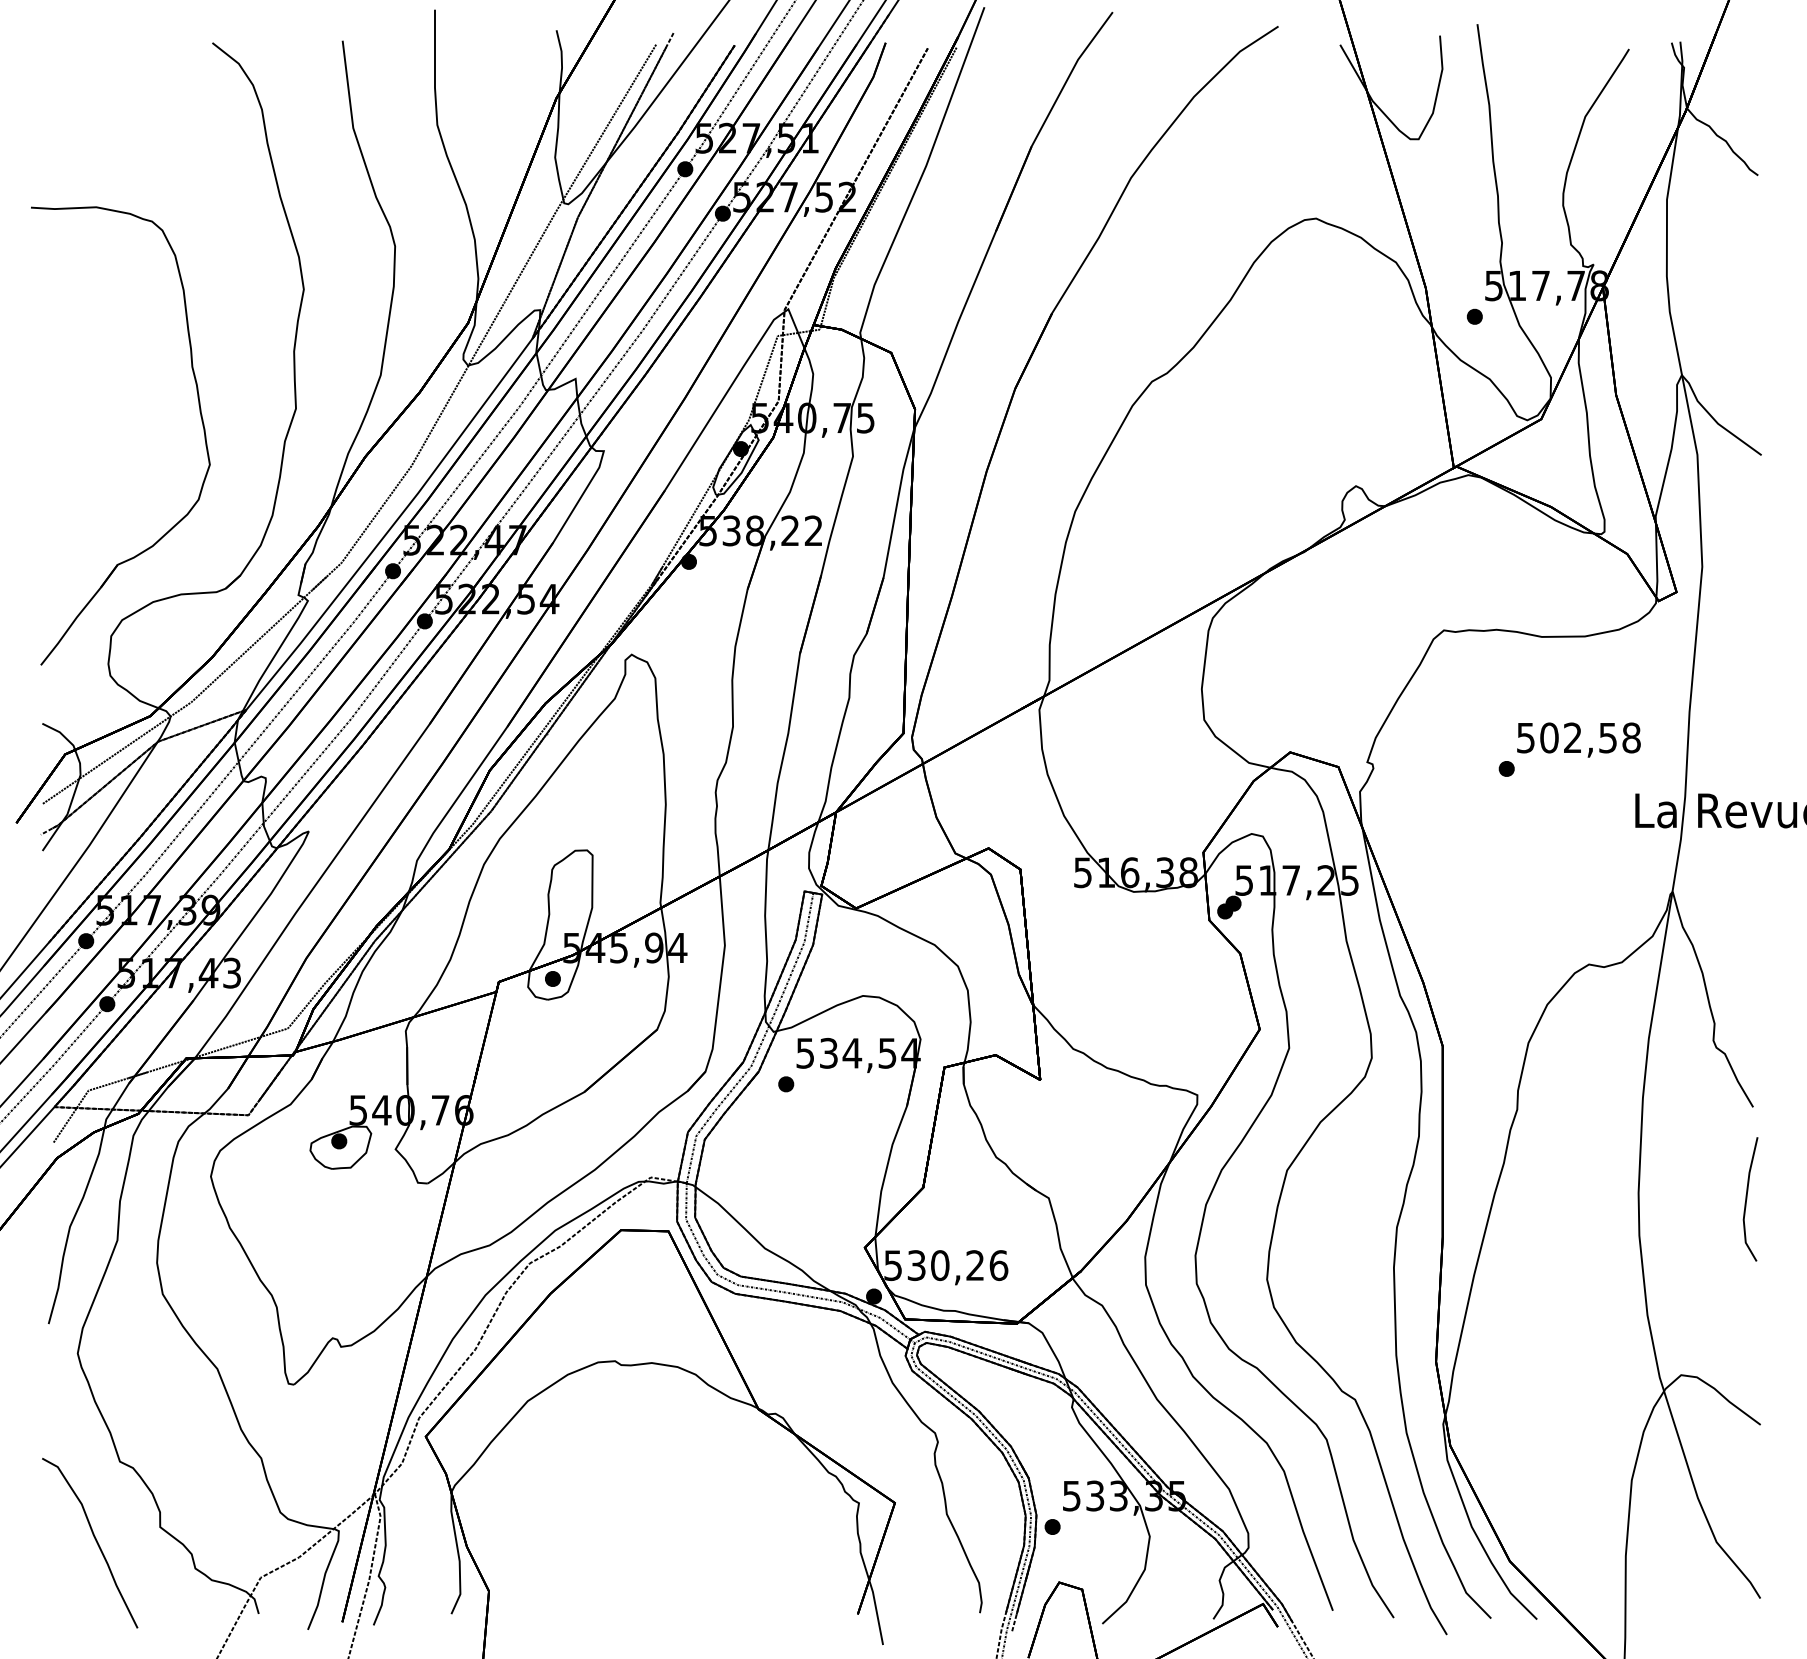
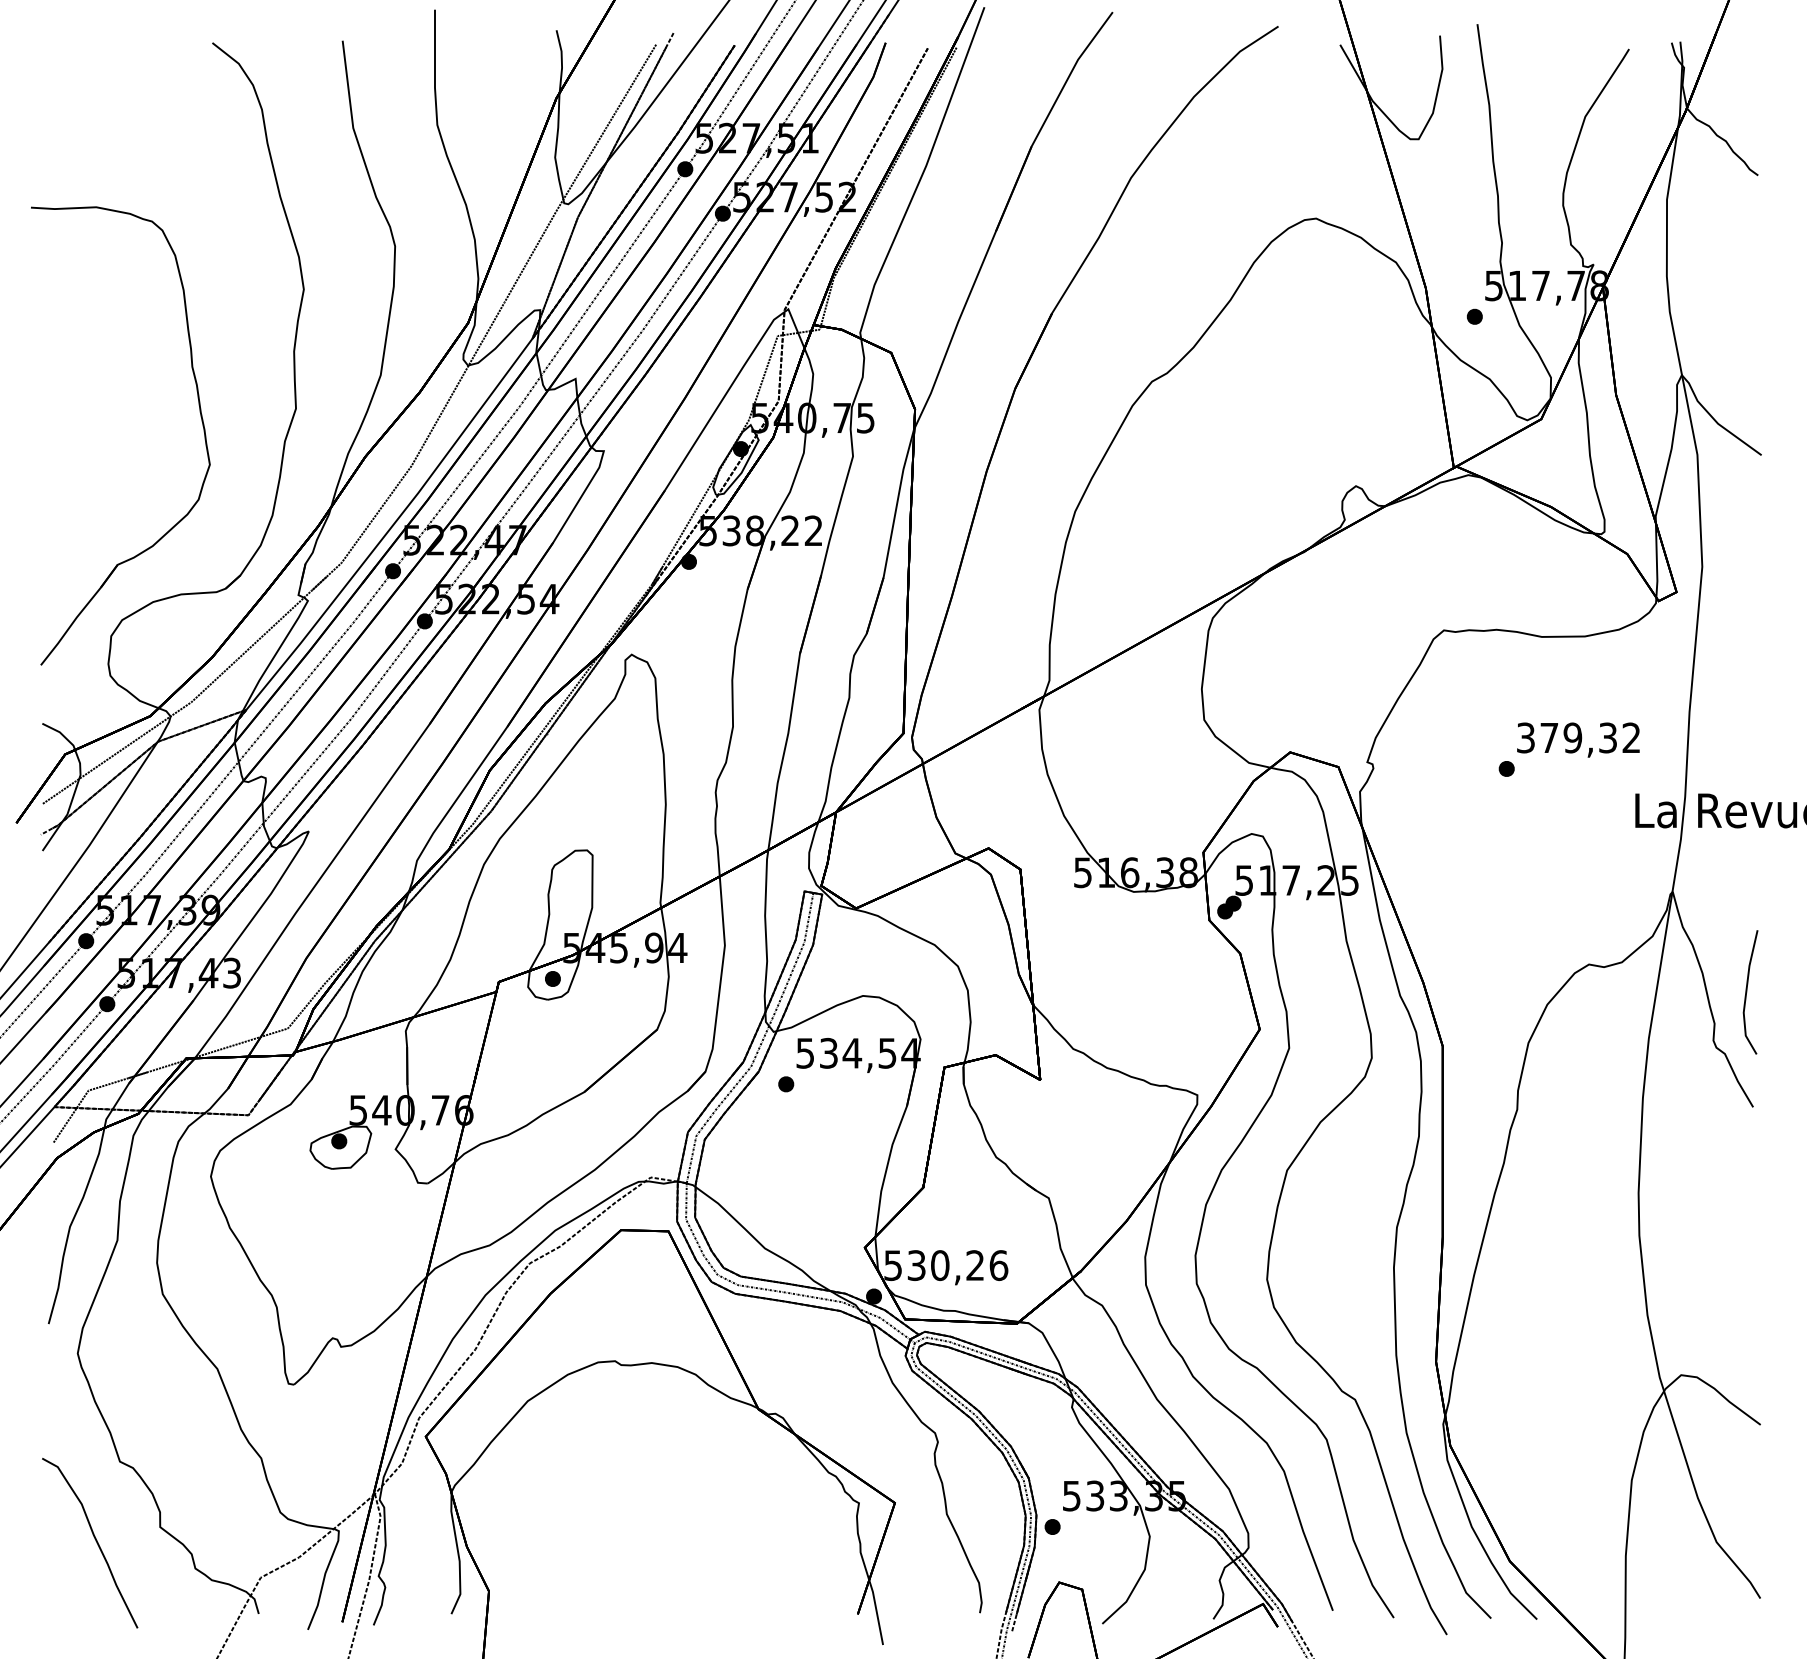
text: 502,58 -> 379,32 (1578, 737)
line position: (1747, 1199) -> (1747, 992) (1747, 992)
